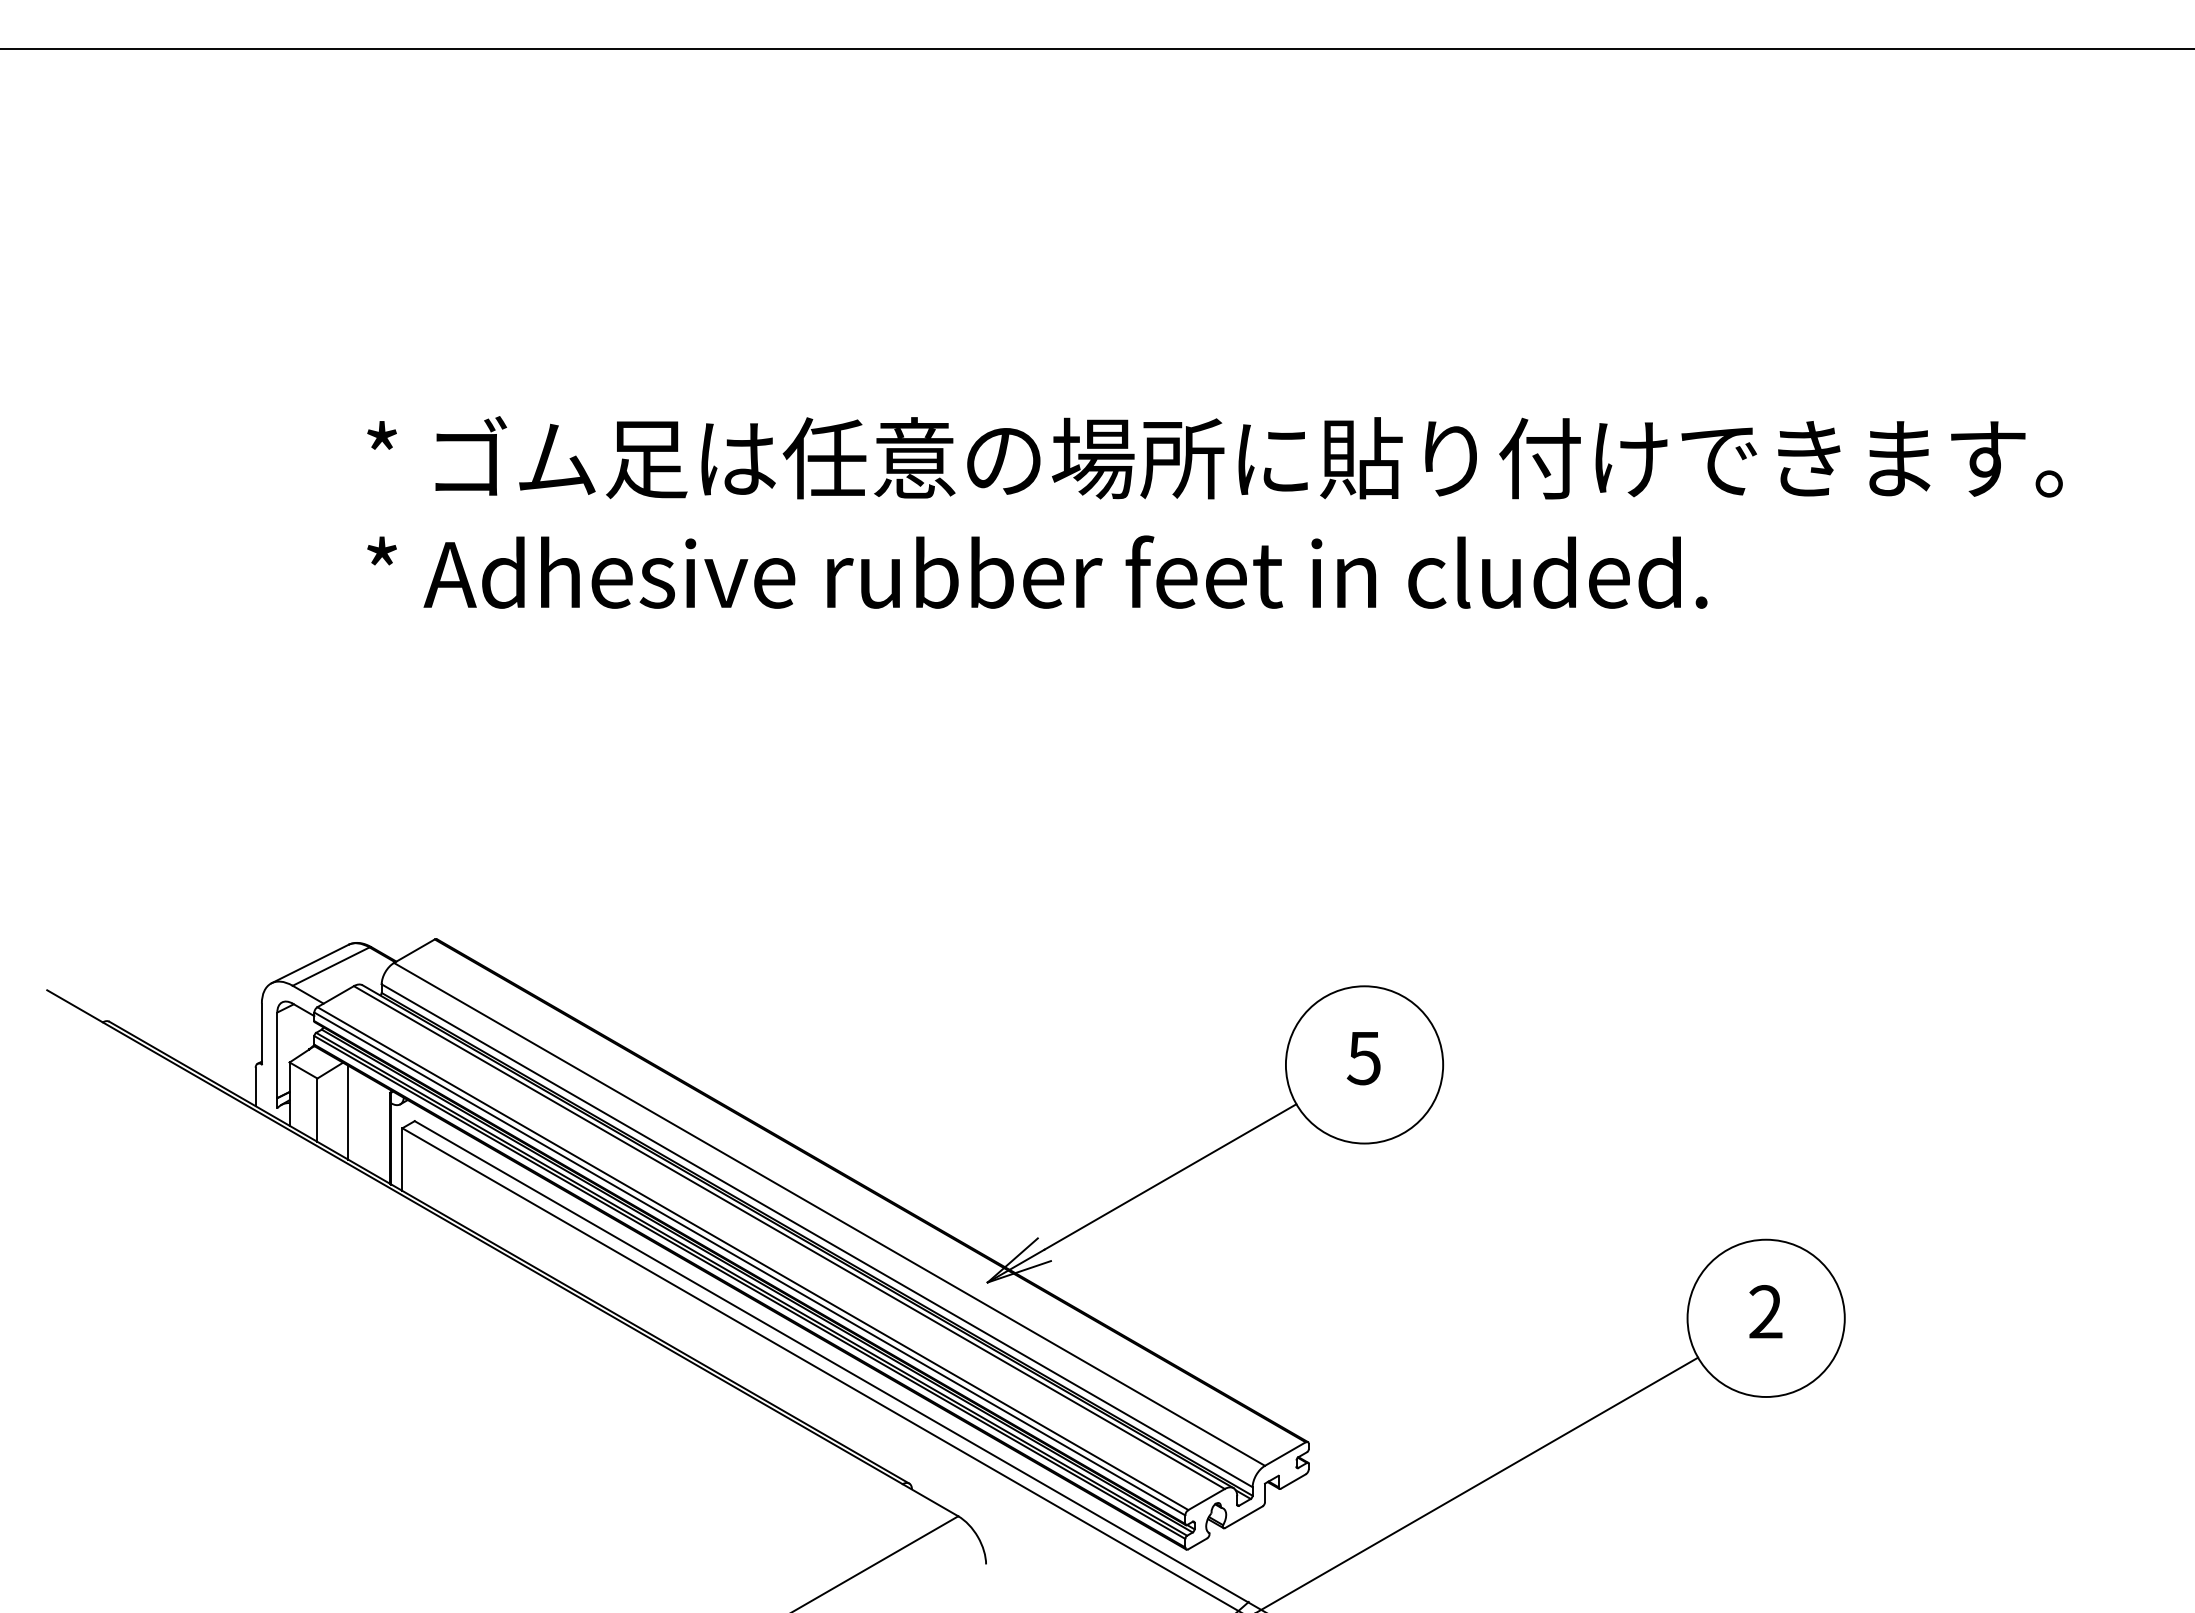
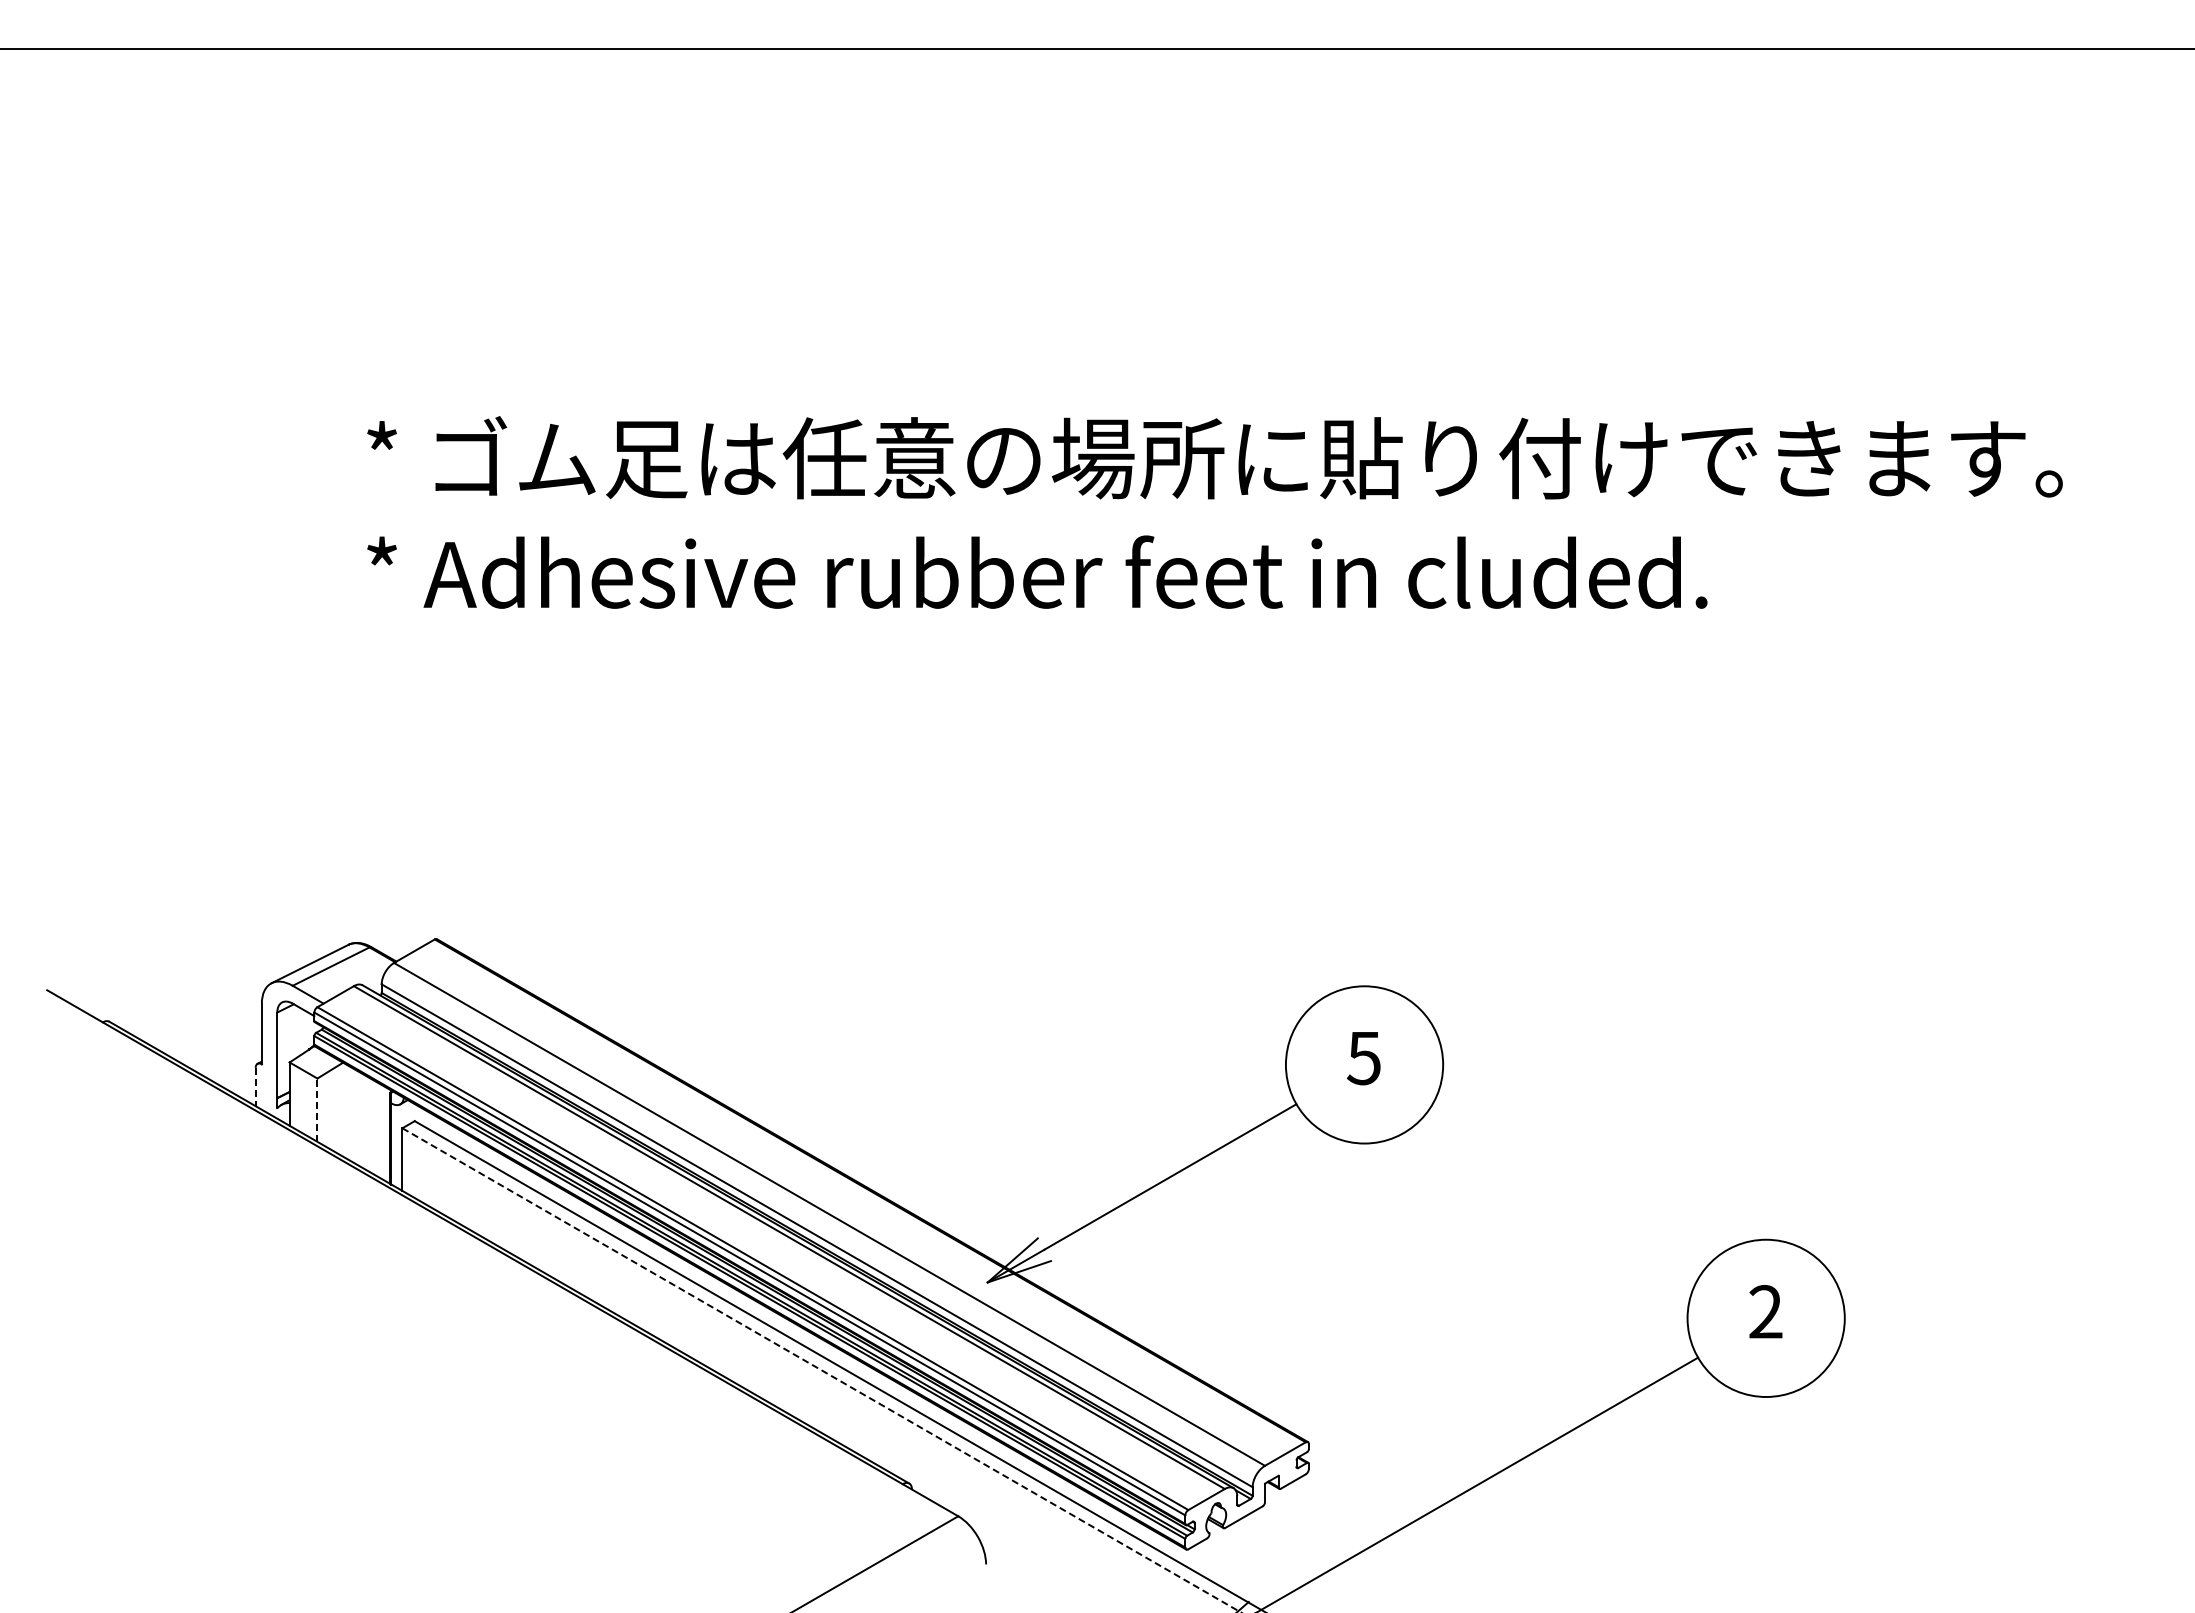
line: solid -> dashed (255, 1087)
line: solid -> dashed (317, 1110)
line: present -> none (348, 1112)
line: solid -> dashed (822, 1370)
